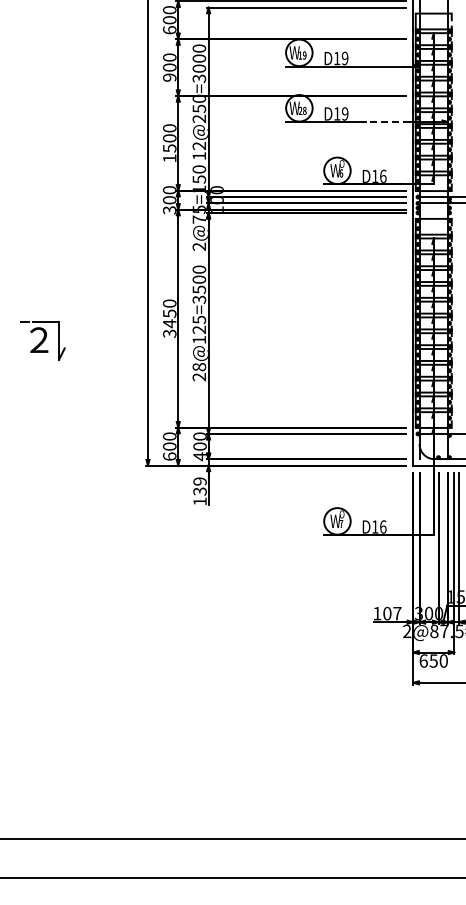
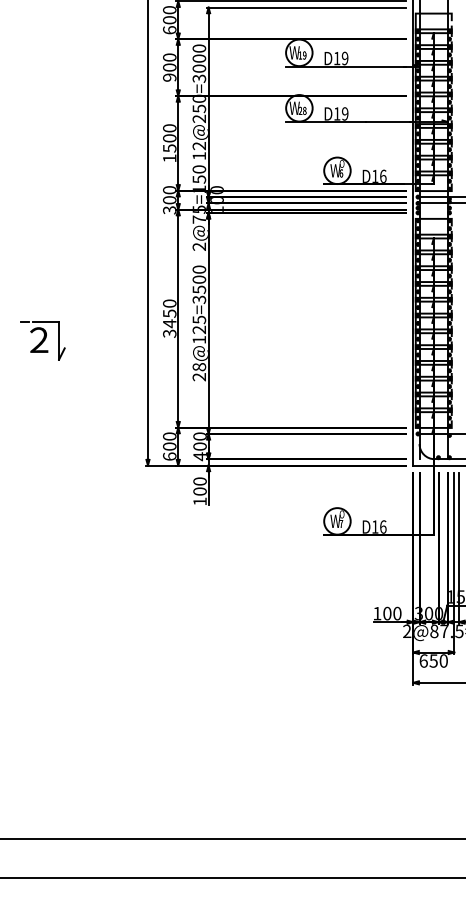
line: dashed -> solid (388, 121)
text: 139 -> 100 (199, 486)
text: 107 -> 100 (397, 613)
